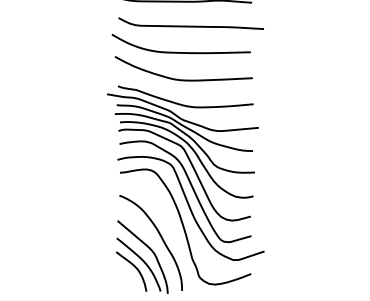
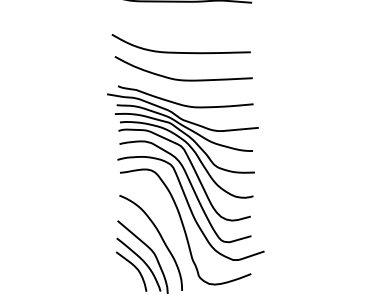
curve: present -> none (190, 25)
